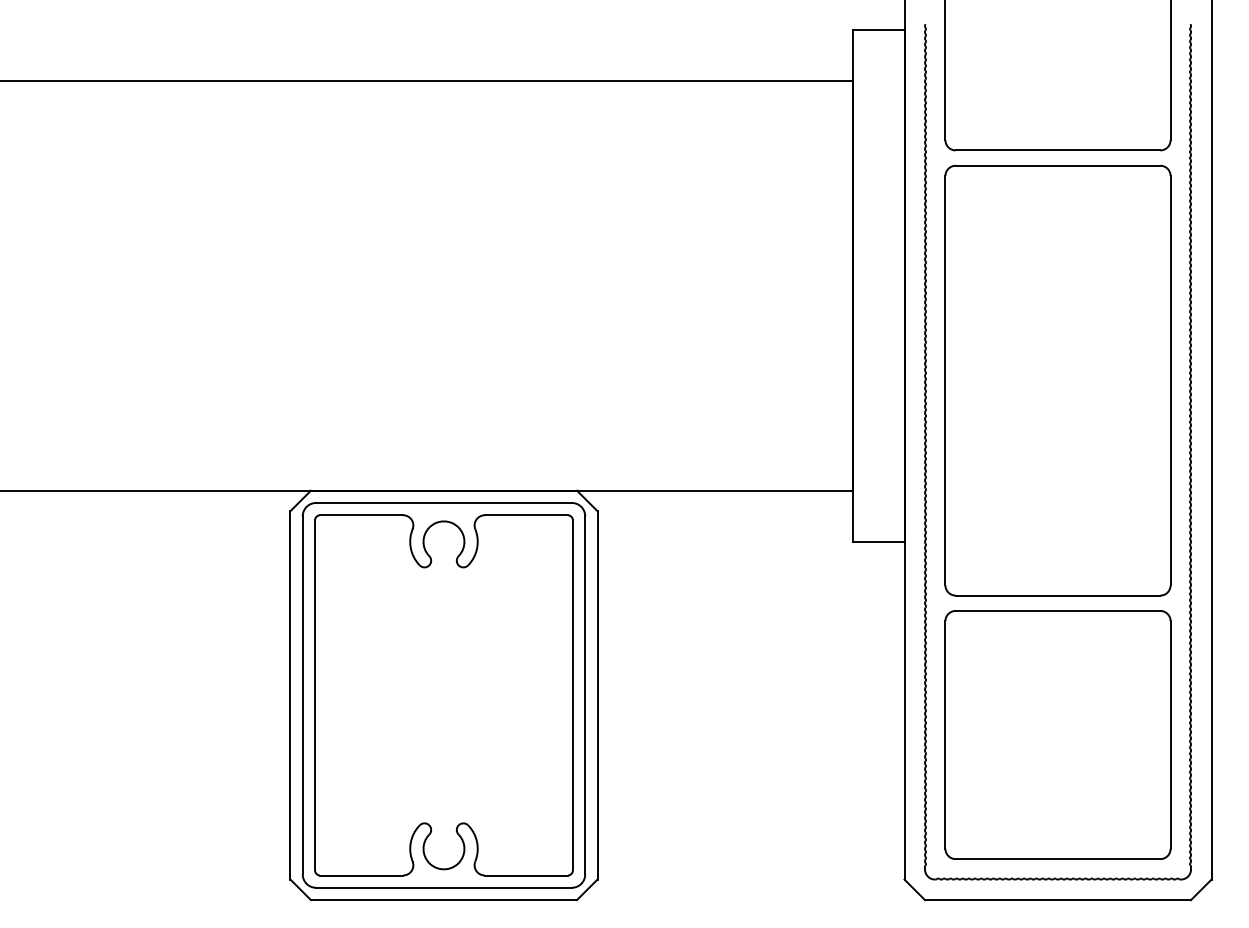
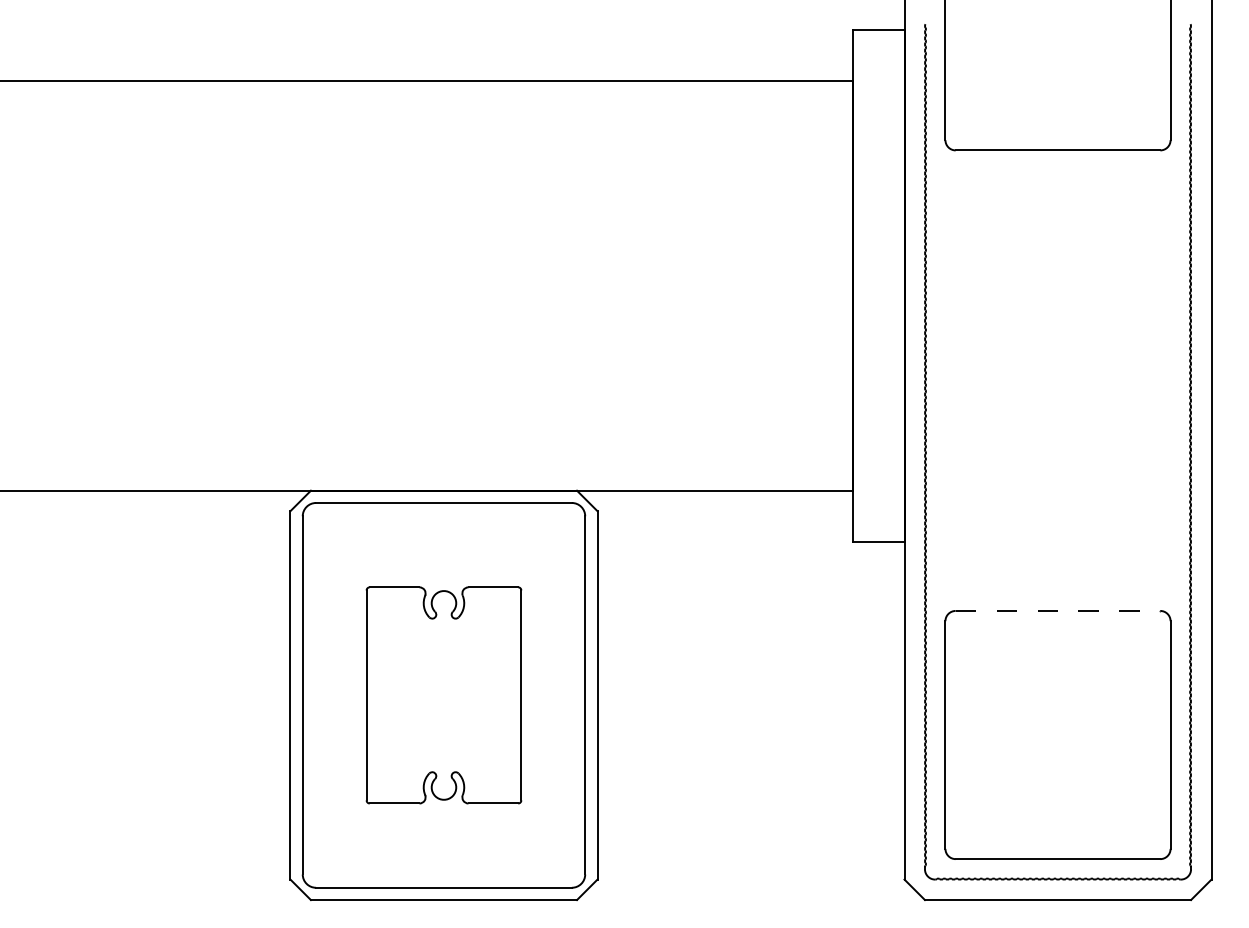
part: present -> none (1057, 380)
line: solid -> dashed (1058, 610)
part size: 260x363 px -> 158x219 px (443, 695)
